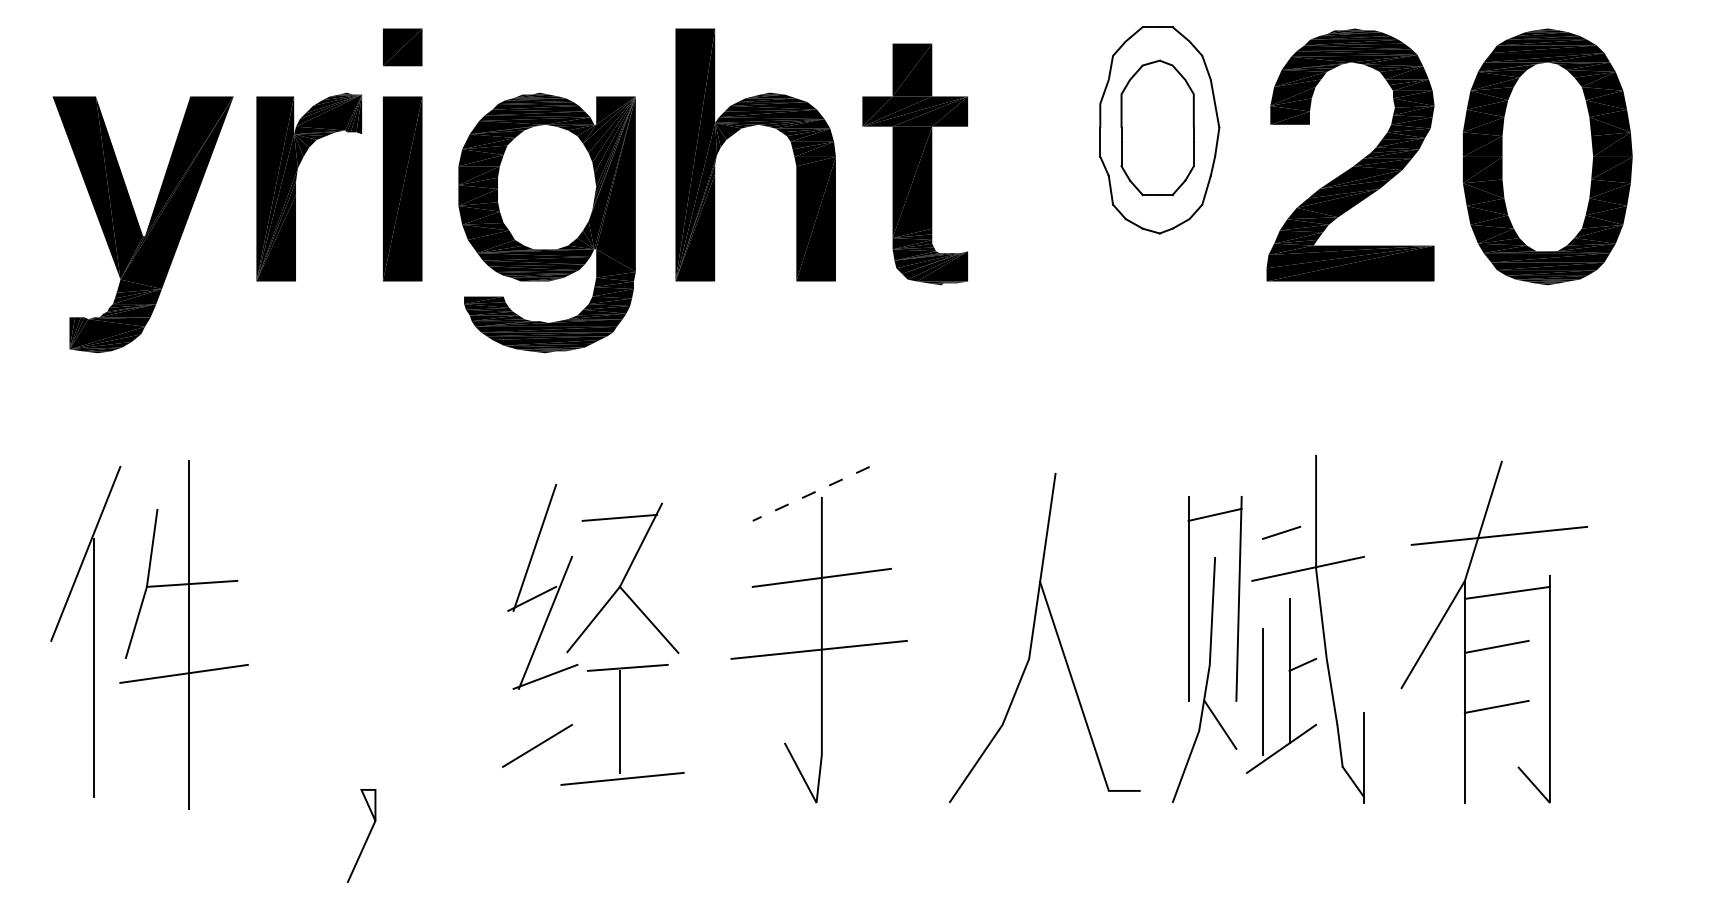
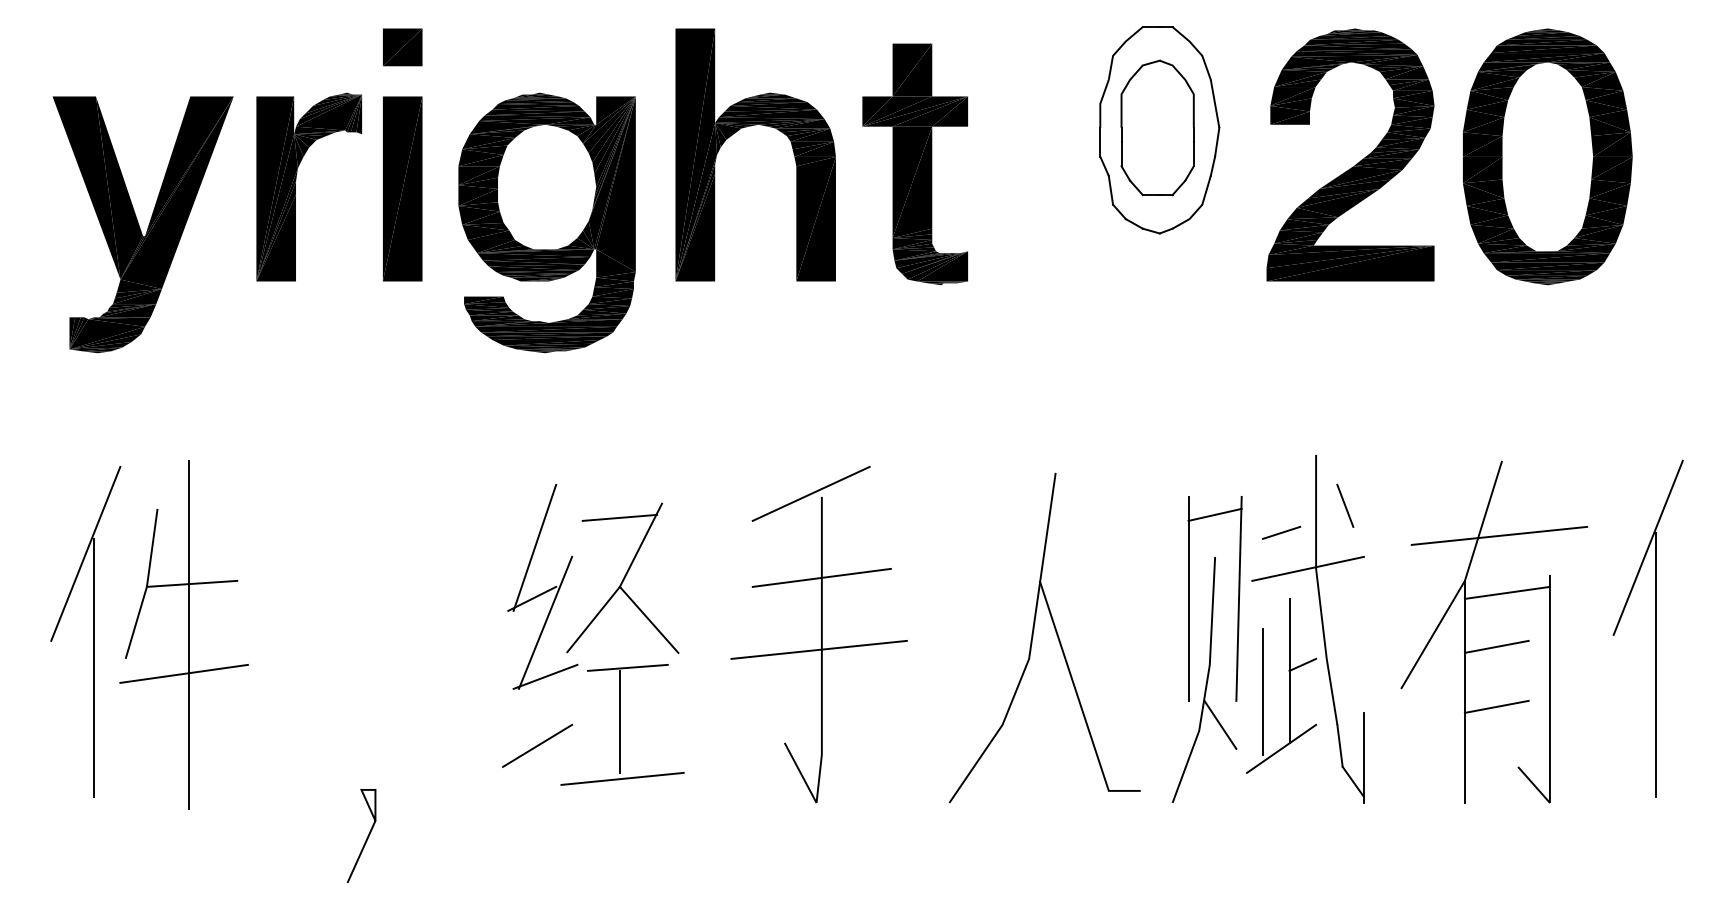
line: dashed -> solid (810, 494)
line: none -> present (1345, 505)
part: none -> present (1655, 628)
